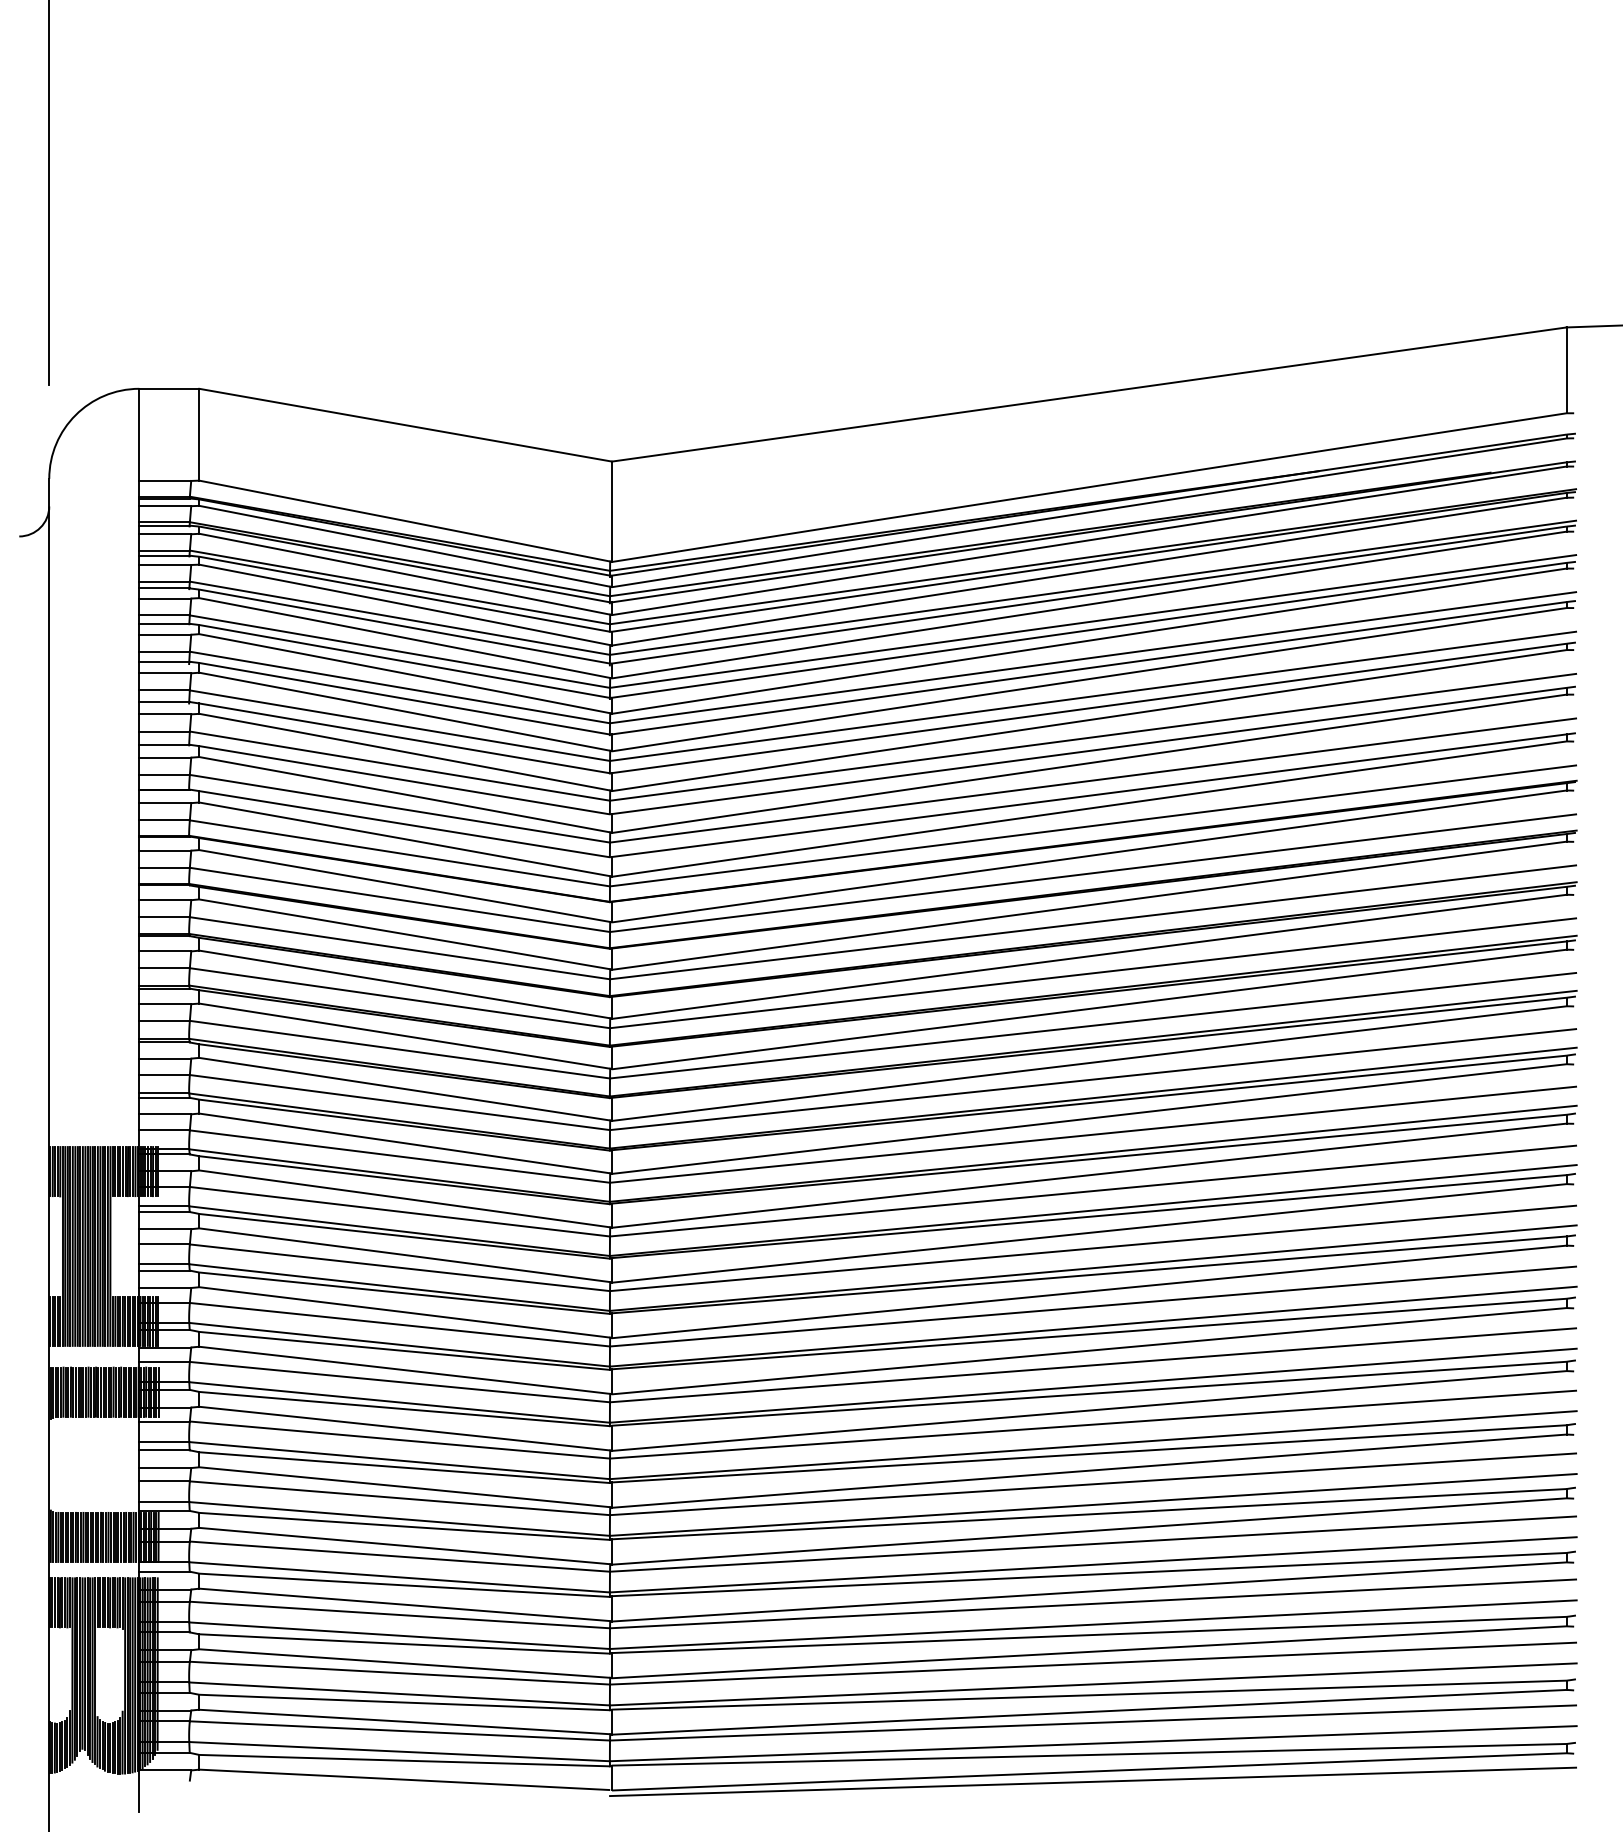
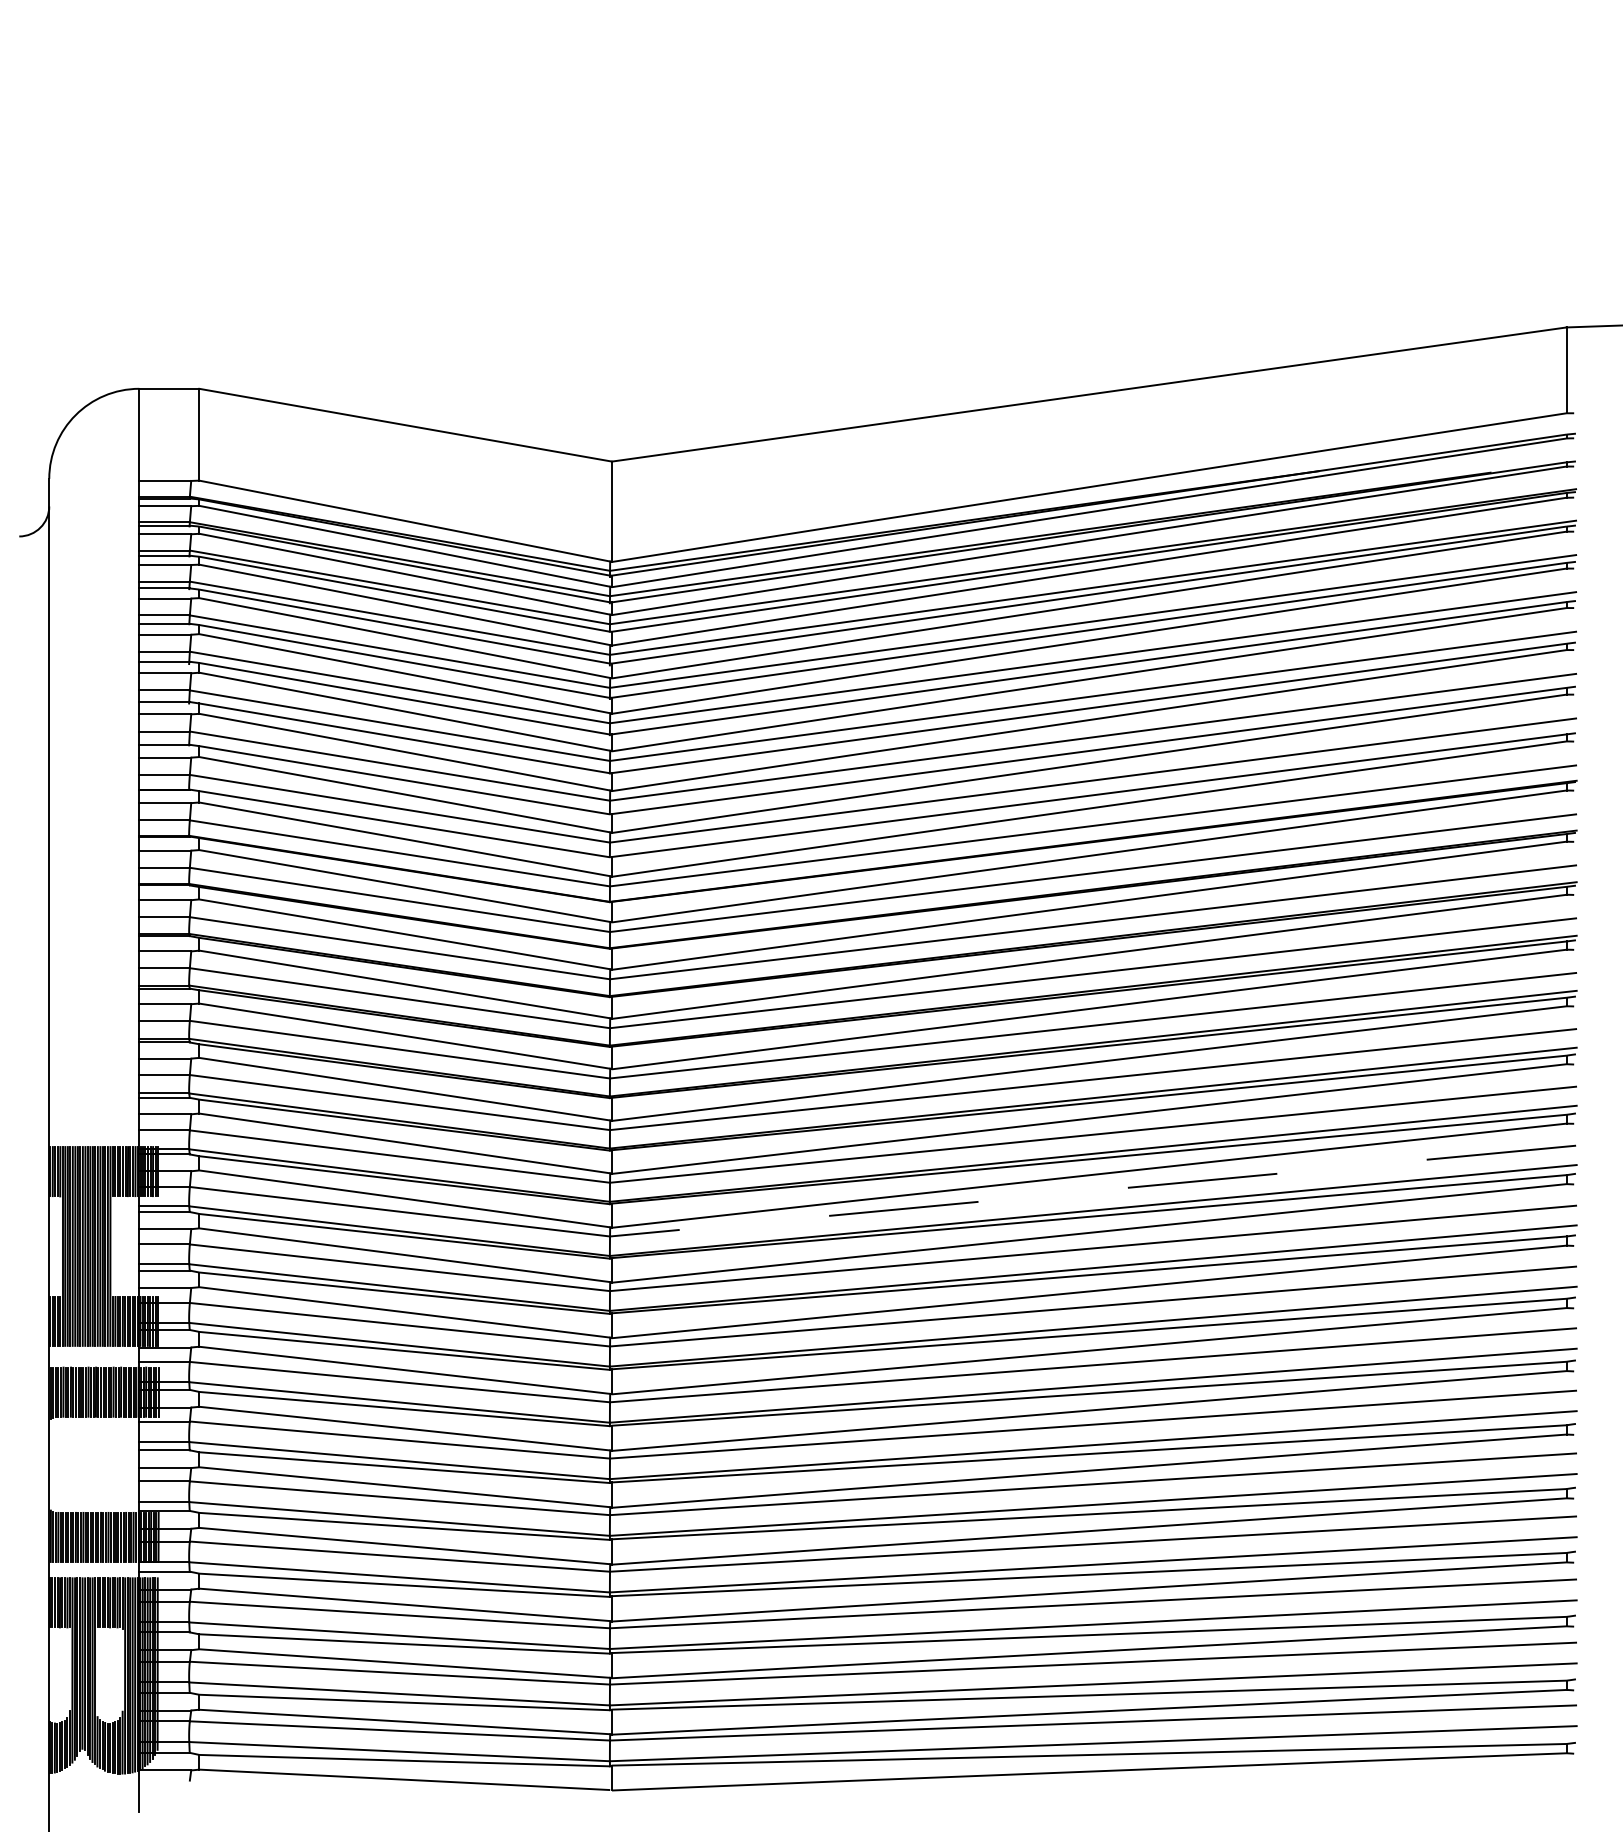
line: present -> none (49, 193)
line: solid -> dashed (1092, 1191)
line: present -> none (1093, 1781)
